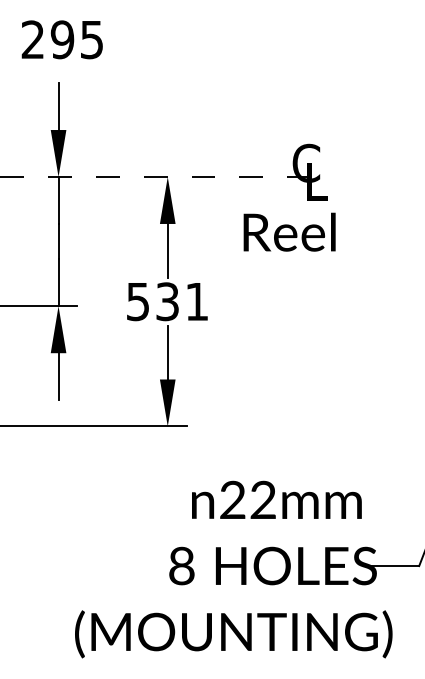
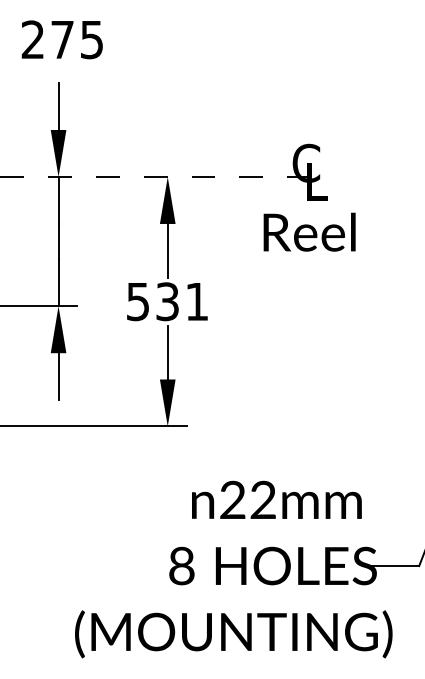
text: 295 -> 275 (62, 39)
text position: (289, 231) -> (309, 231) (309, 231)
